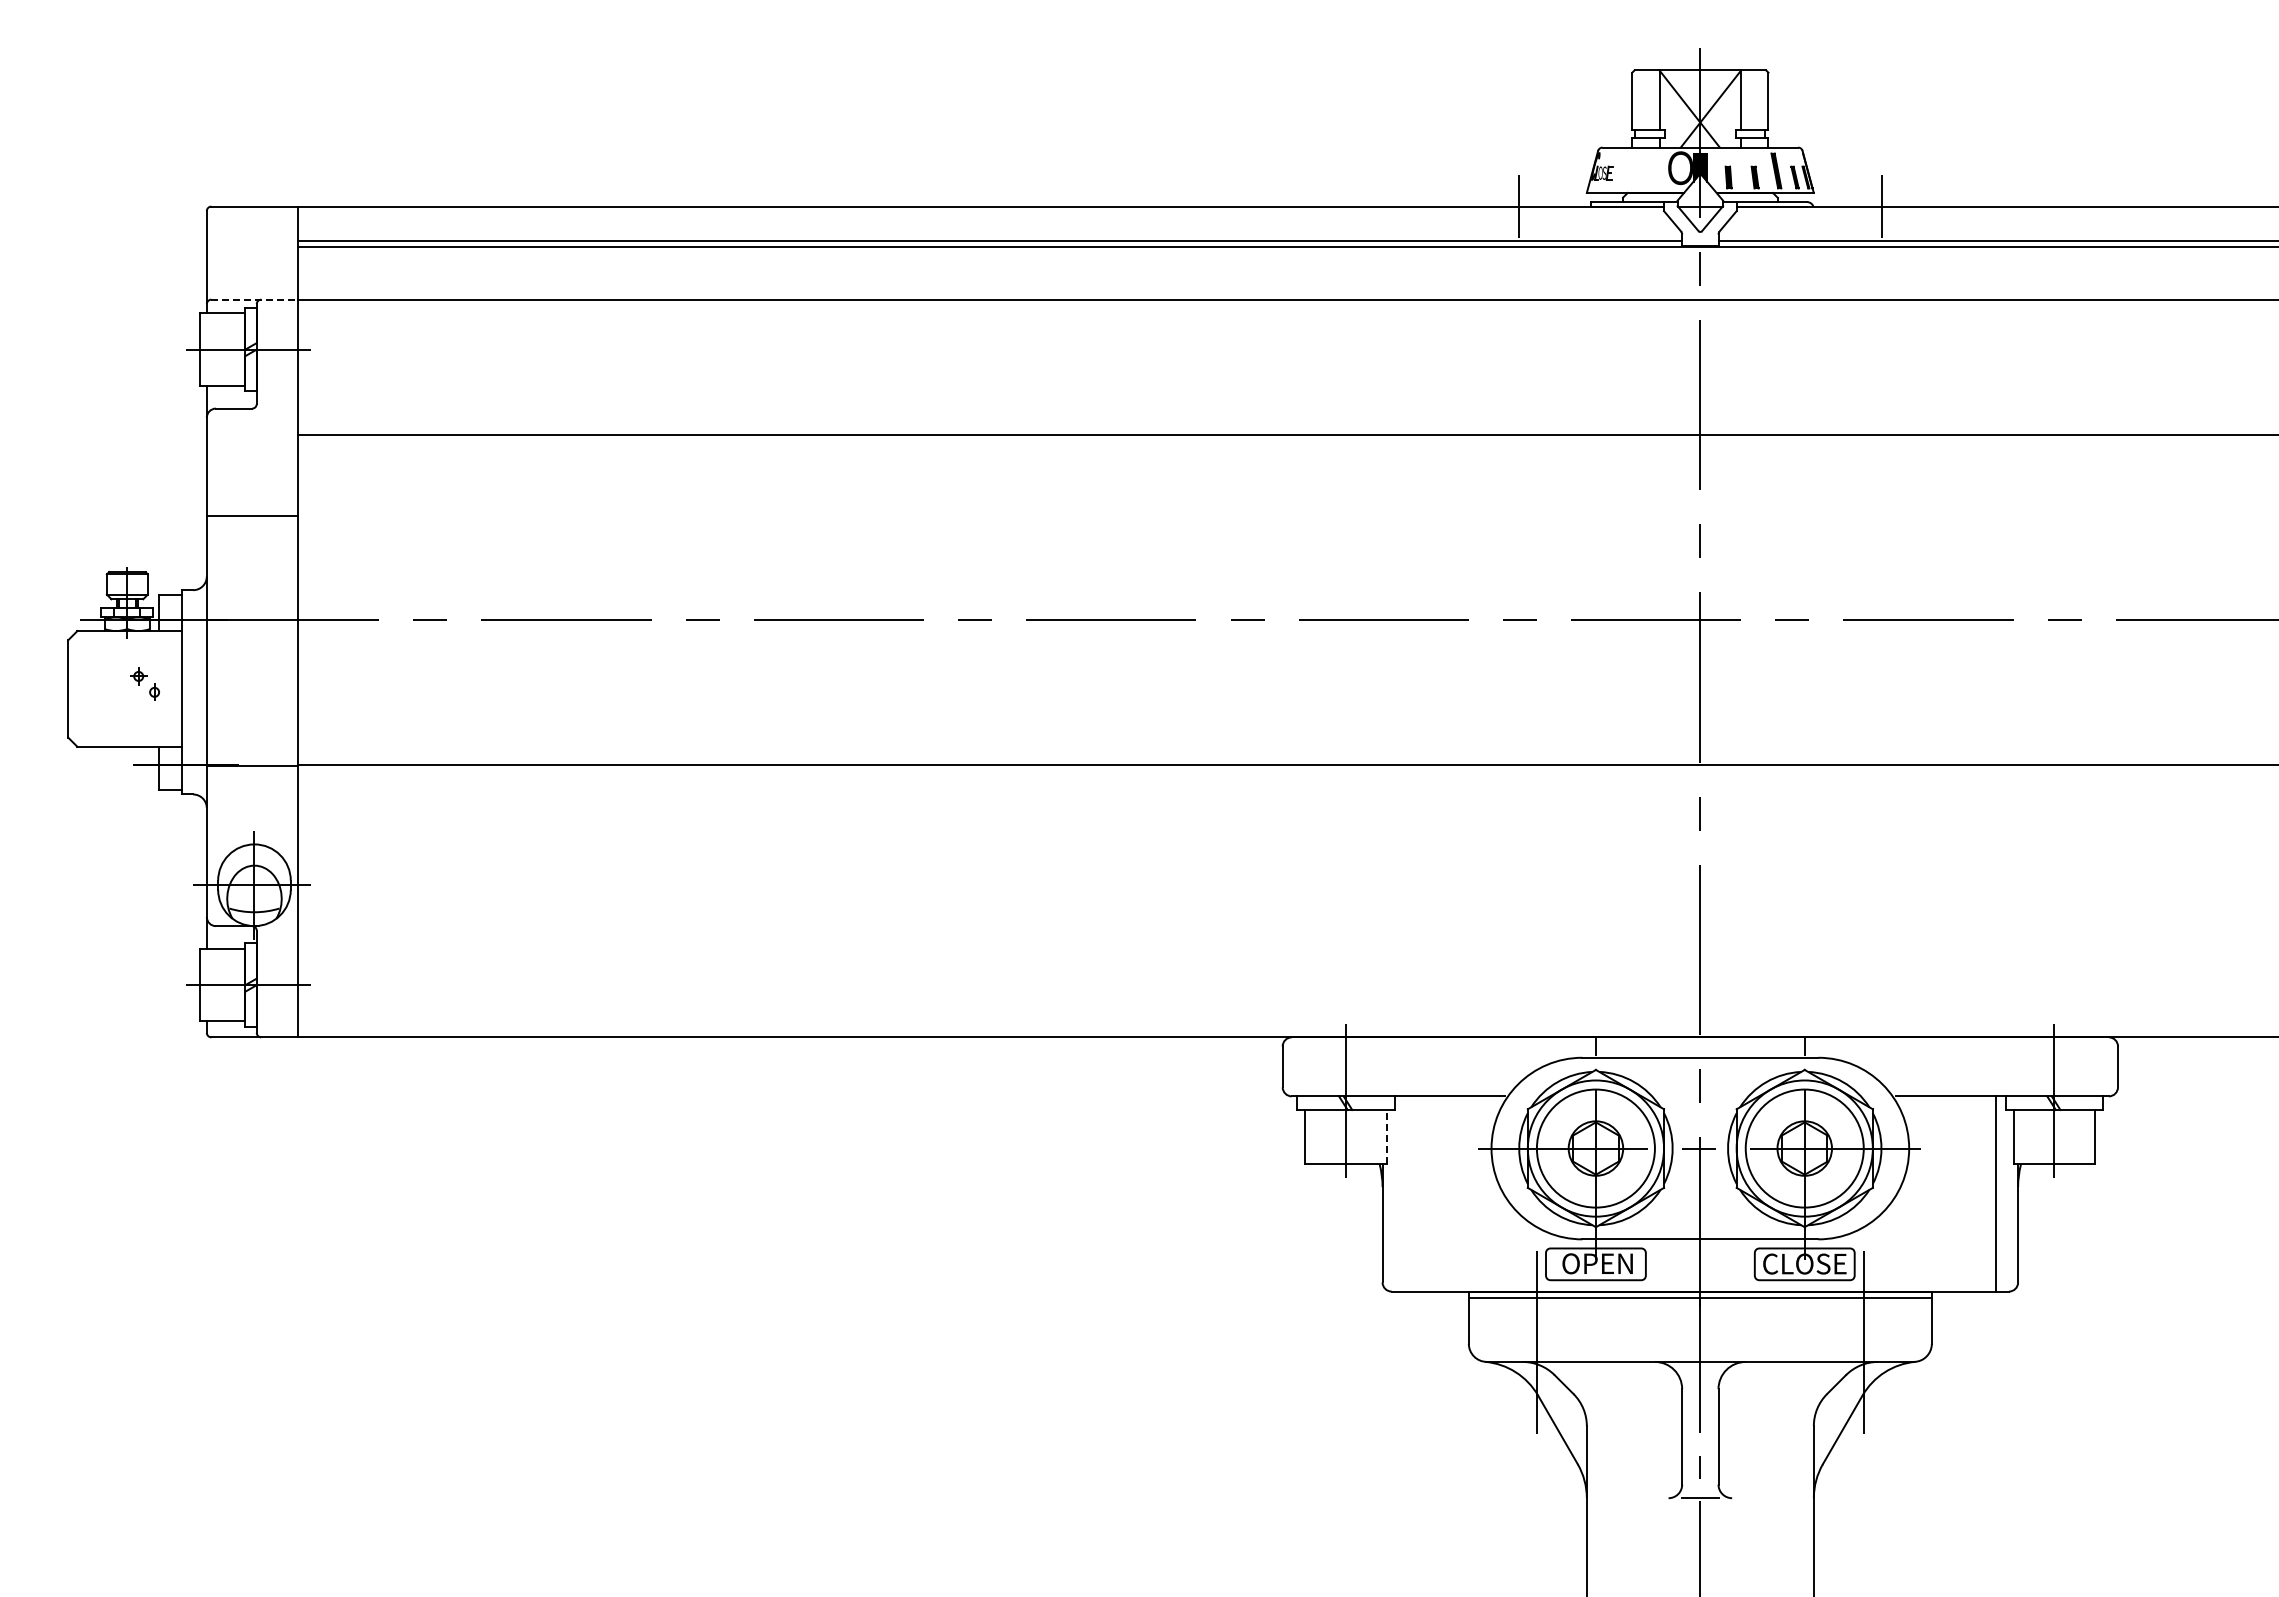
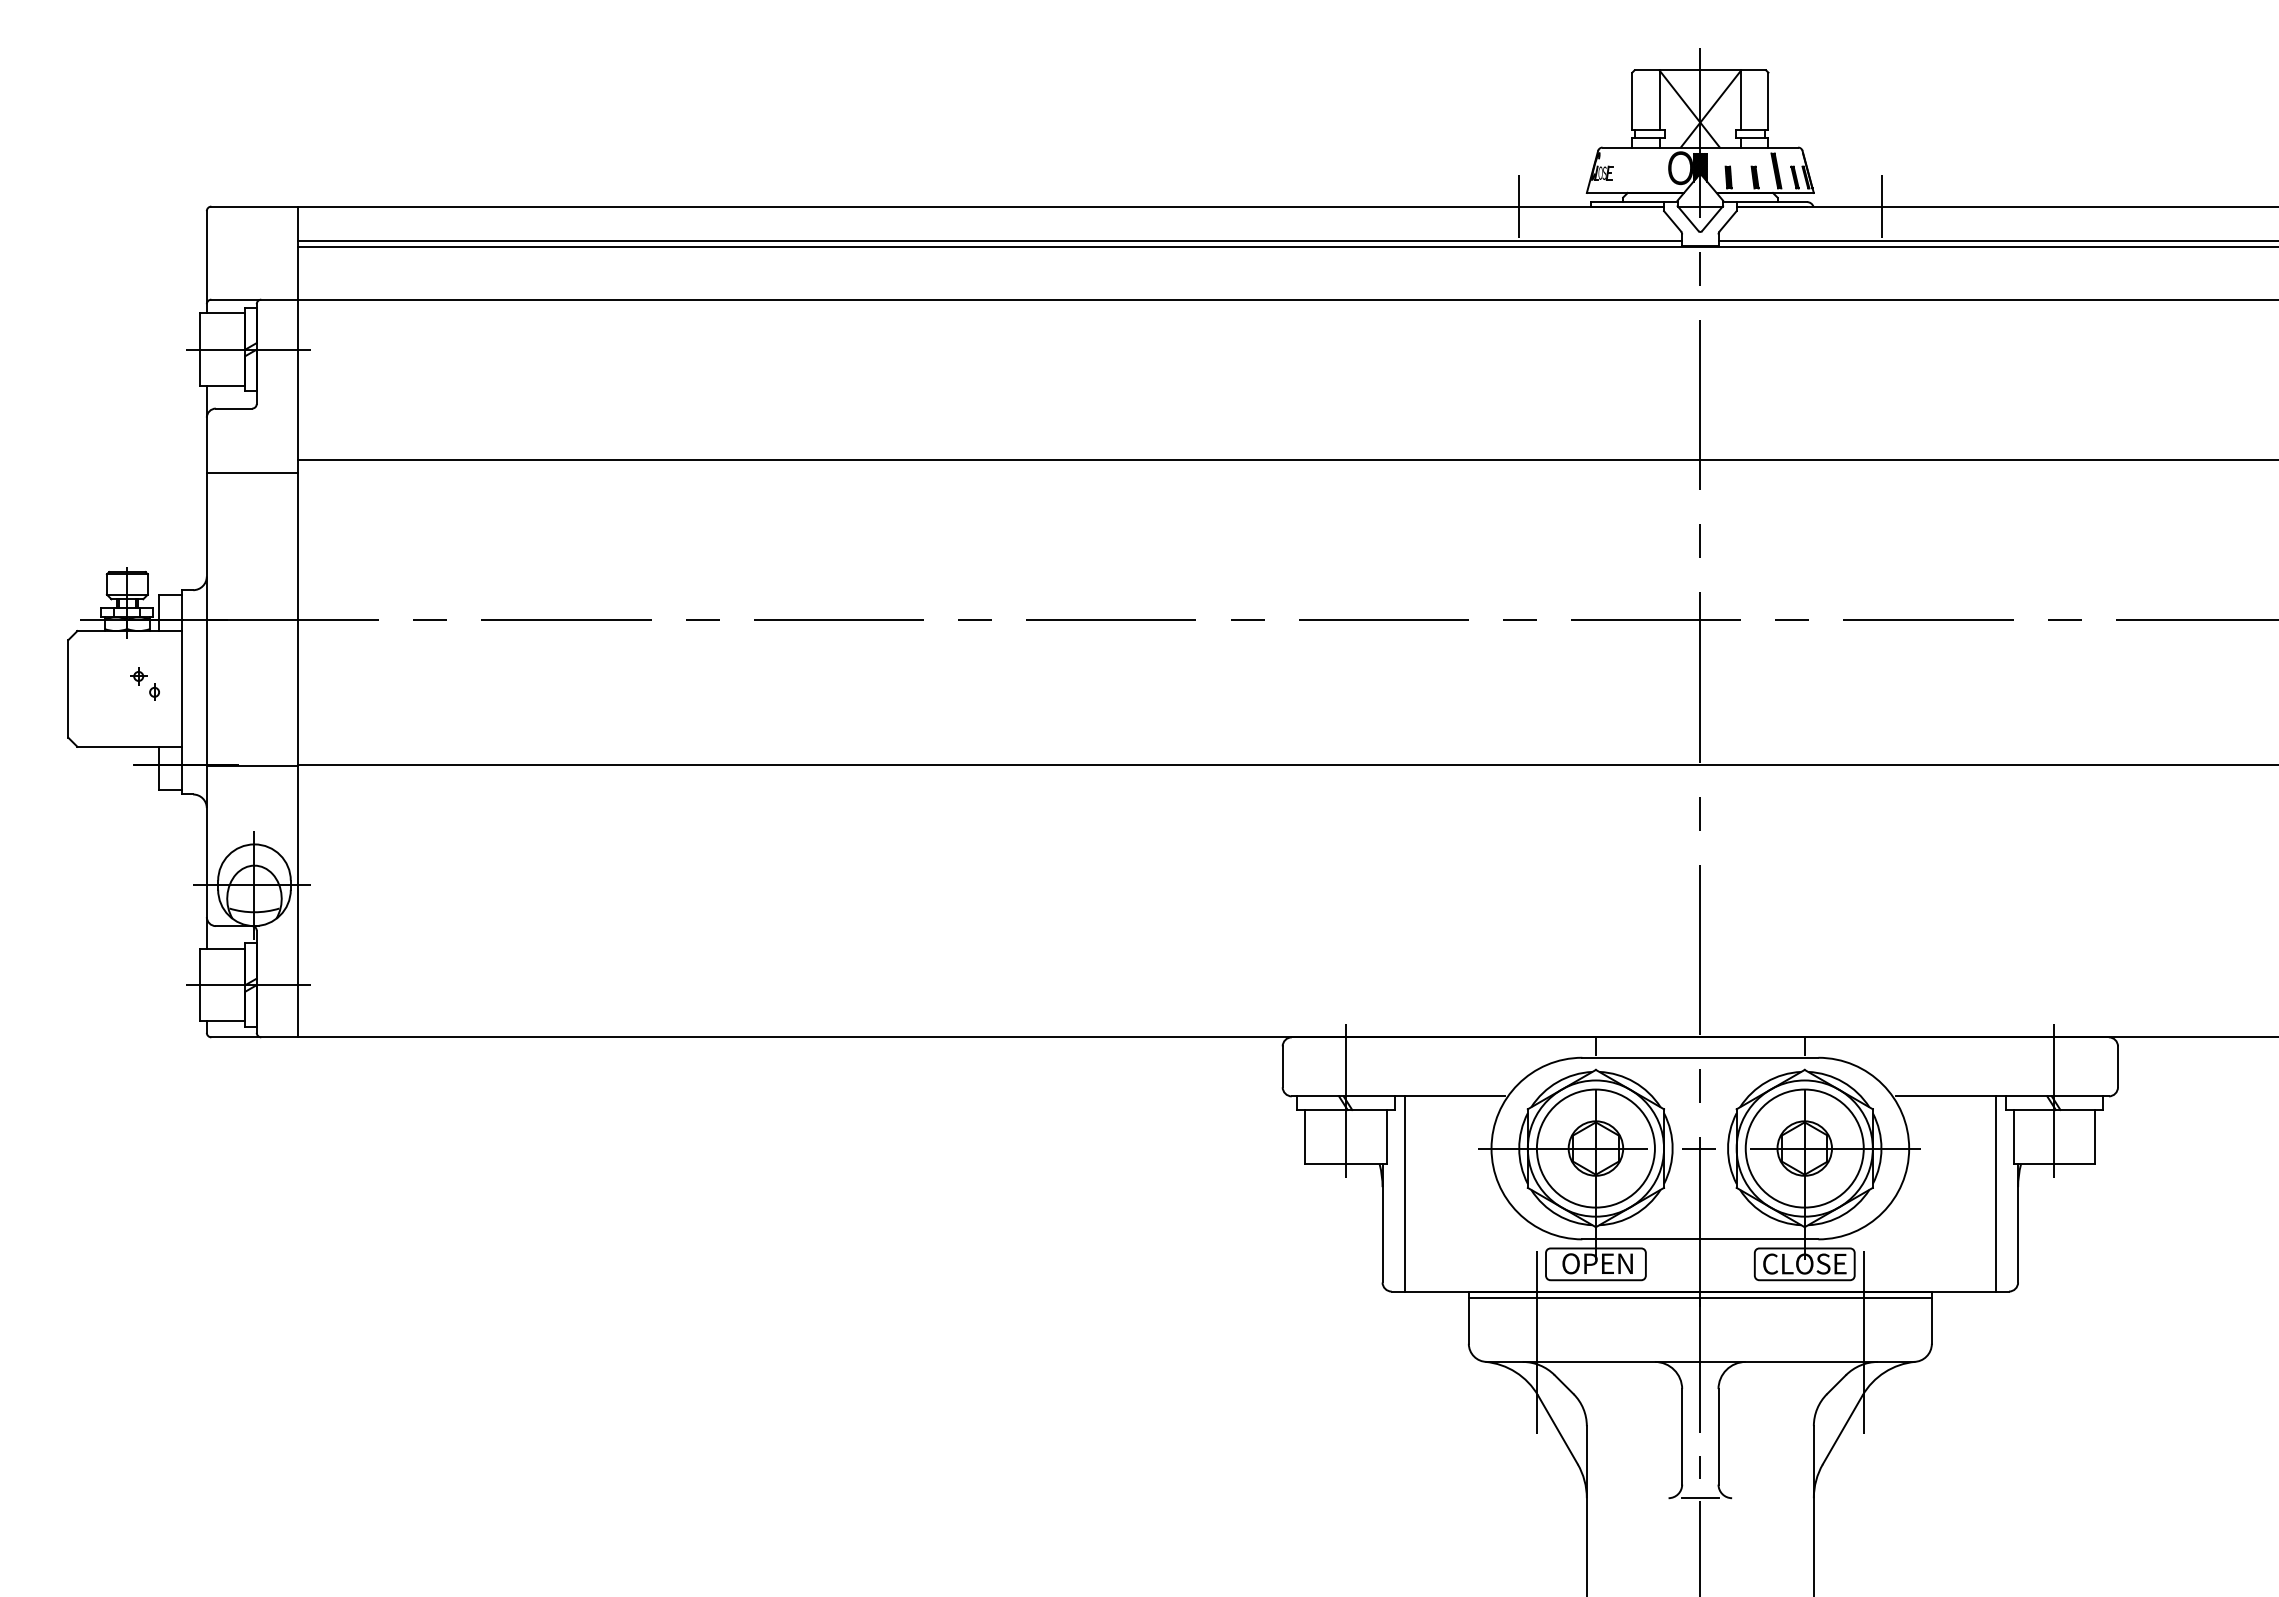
line: dashed -> solid (254, 299)
line position: (1286, 435) -> (1286, 460) (1286, 460)
line position: (251, 516) -> (251, 473) (251, 473)
line: dashed -> solid (1387, 1136)
line: none -> present (1404, 1193)
